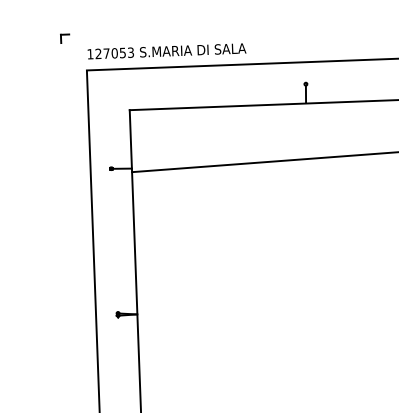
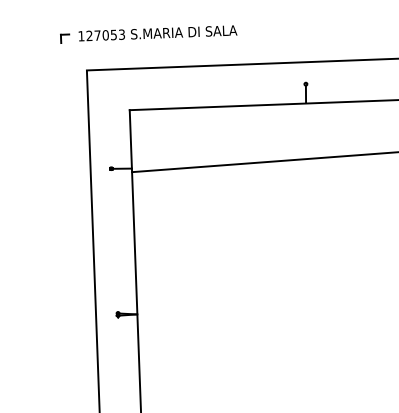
text position: (166, 51) -> (157, 33) (157, 33)
